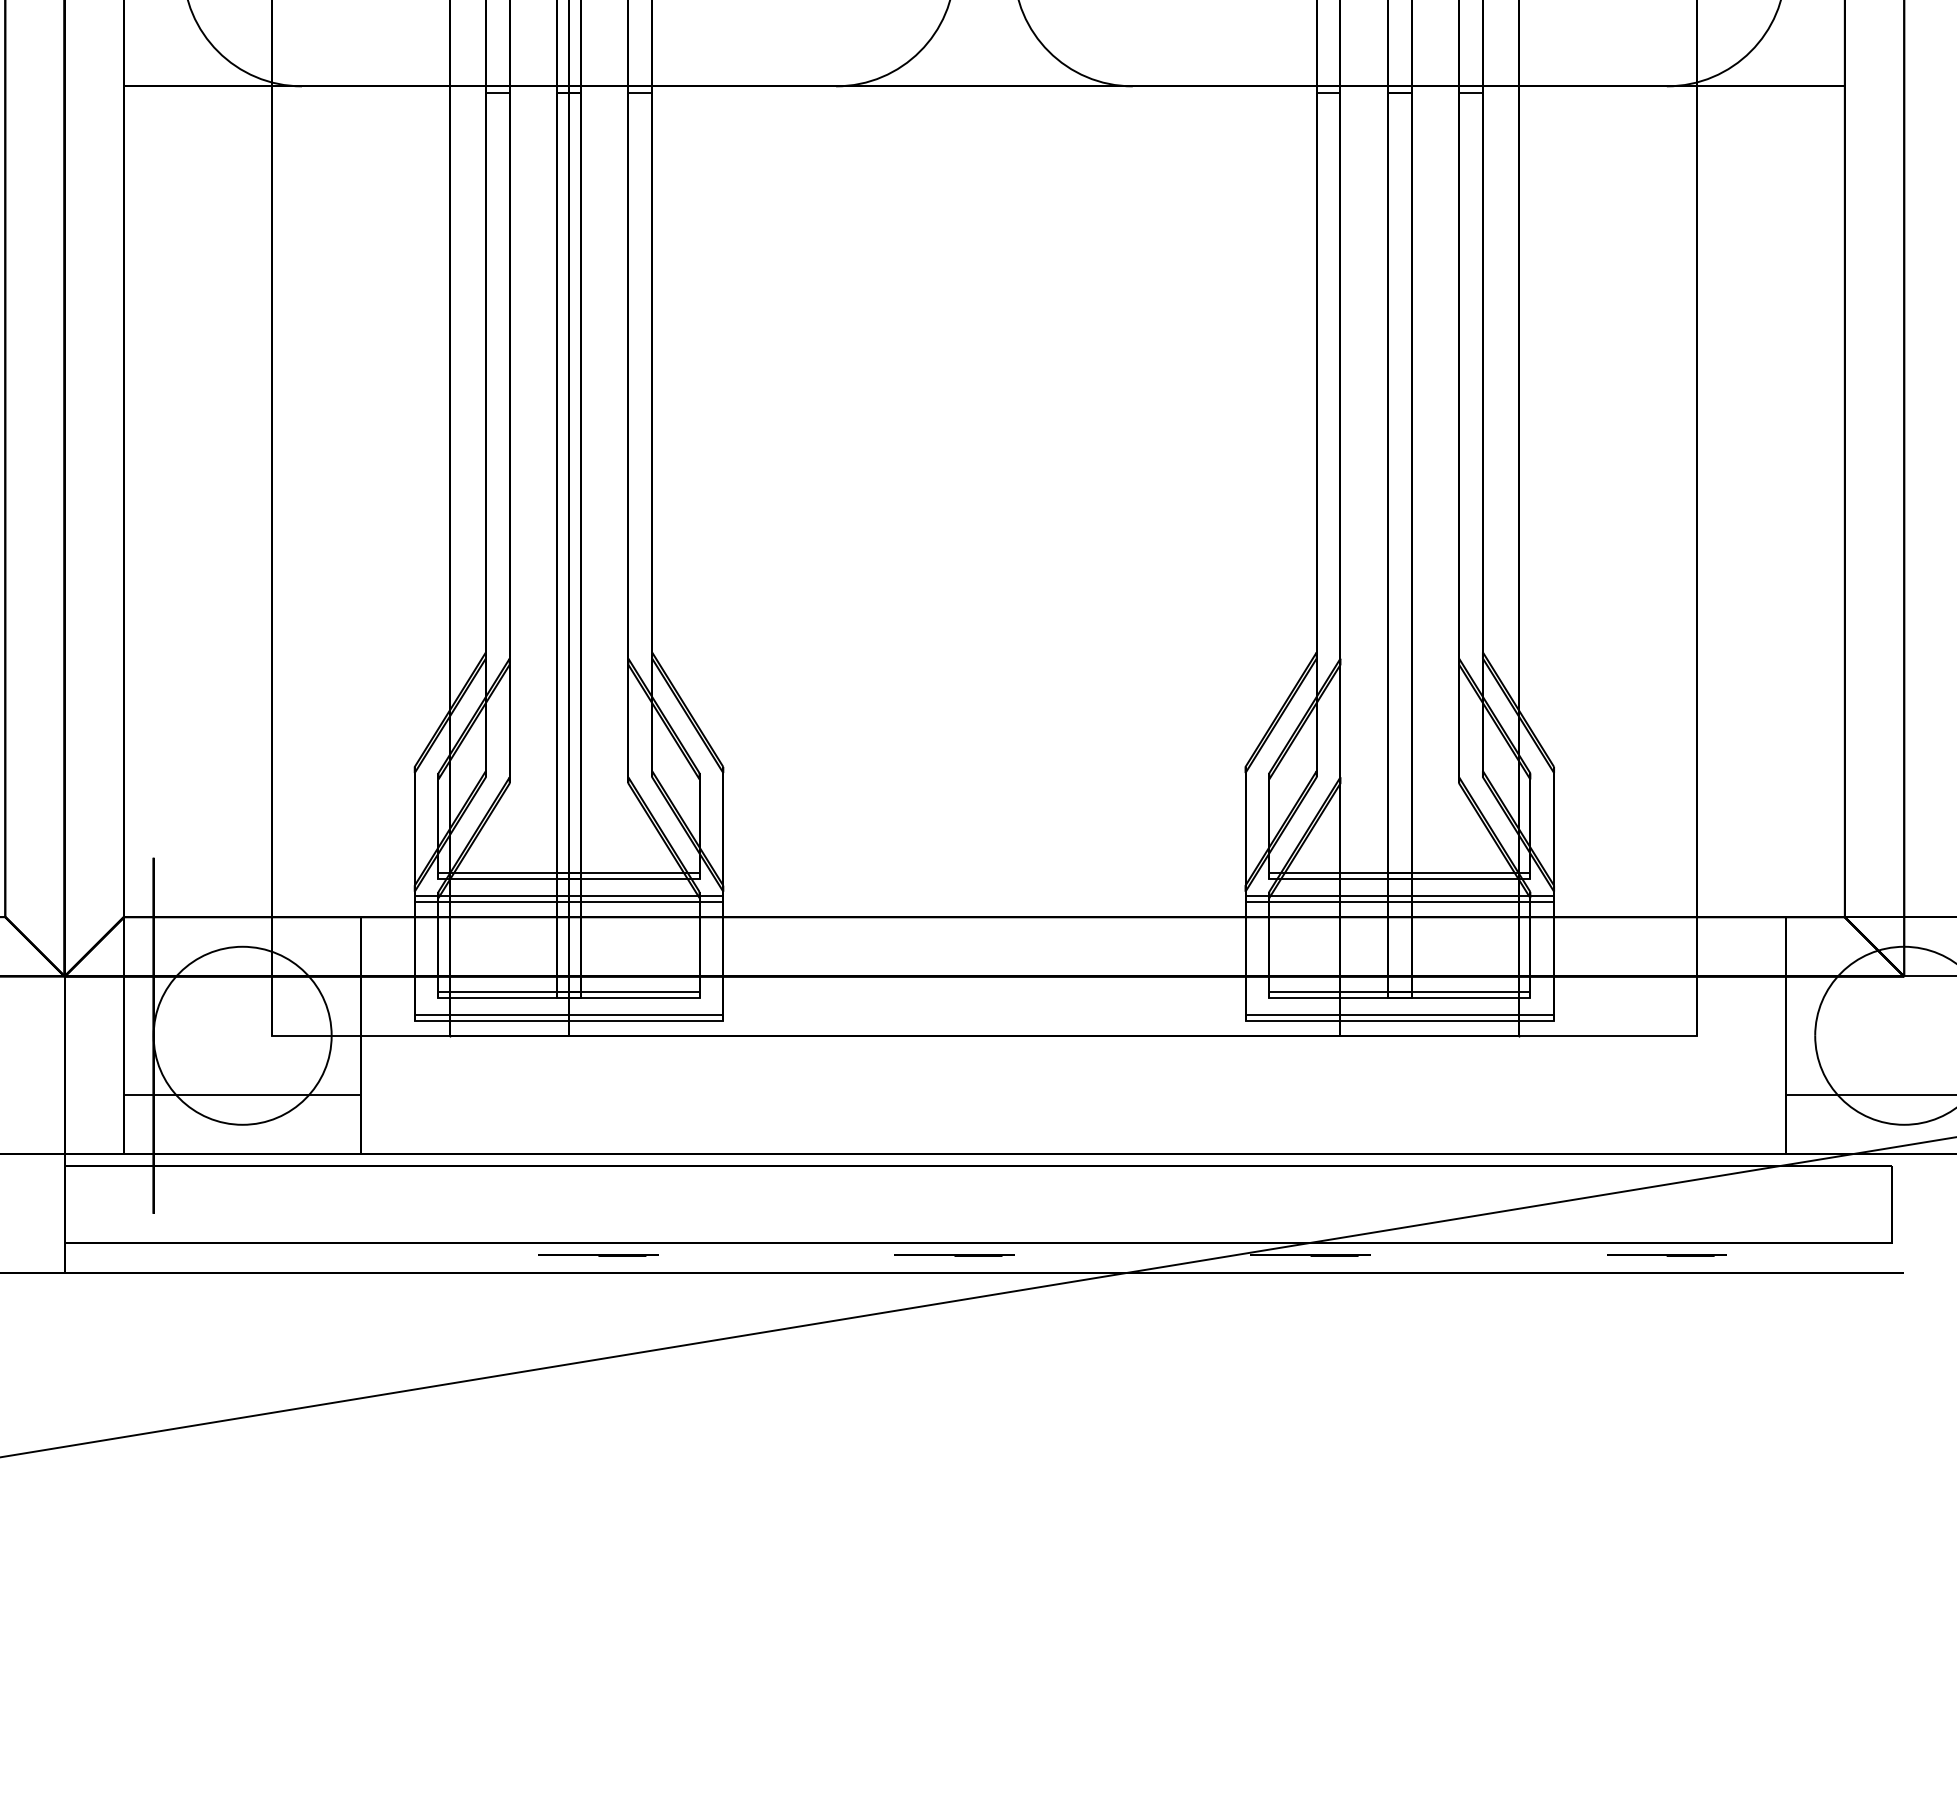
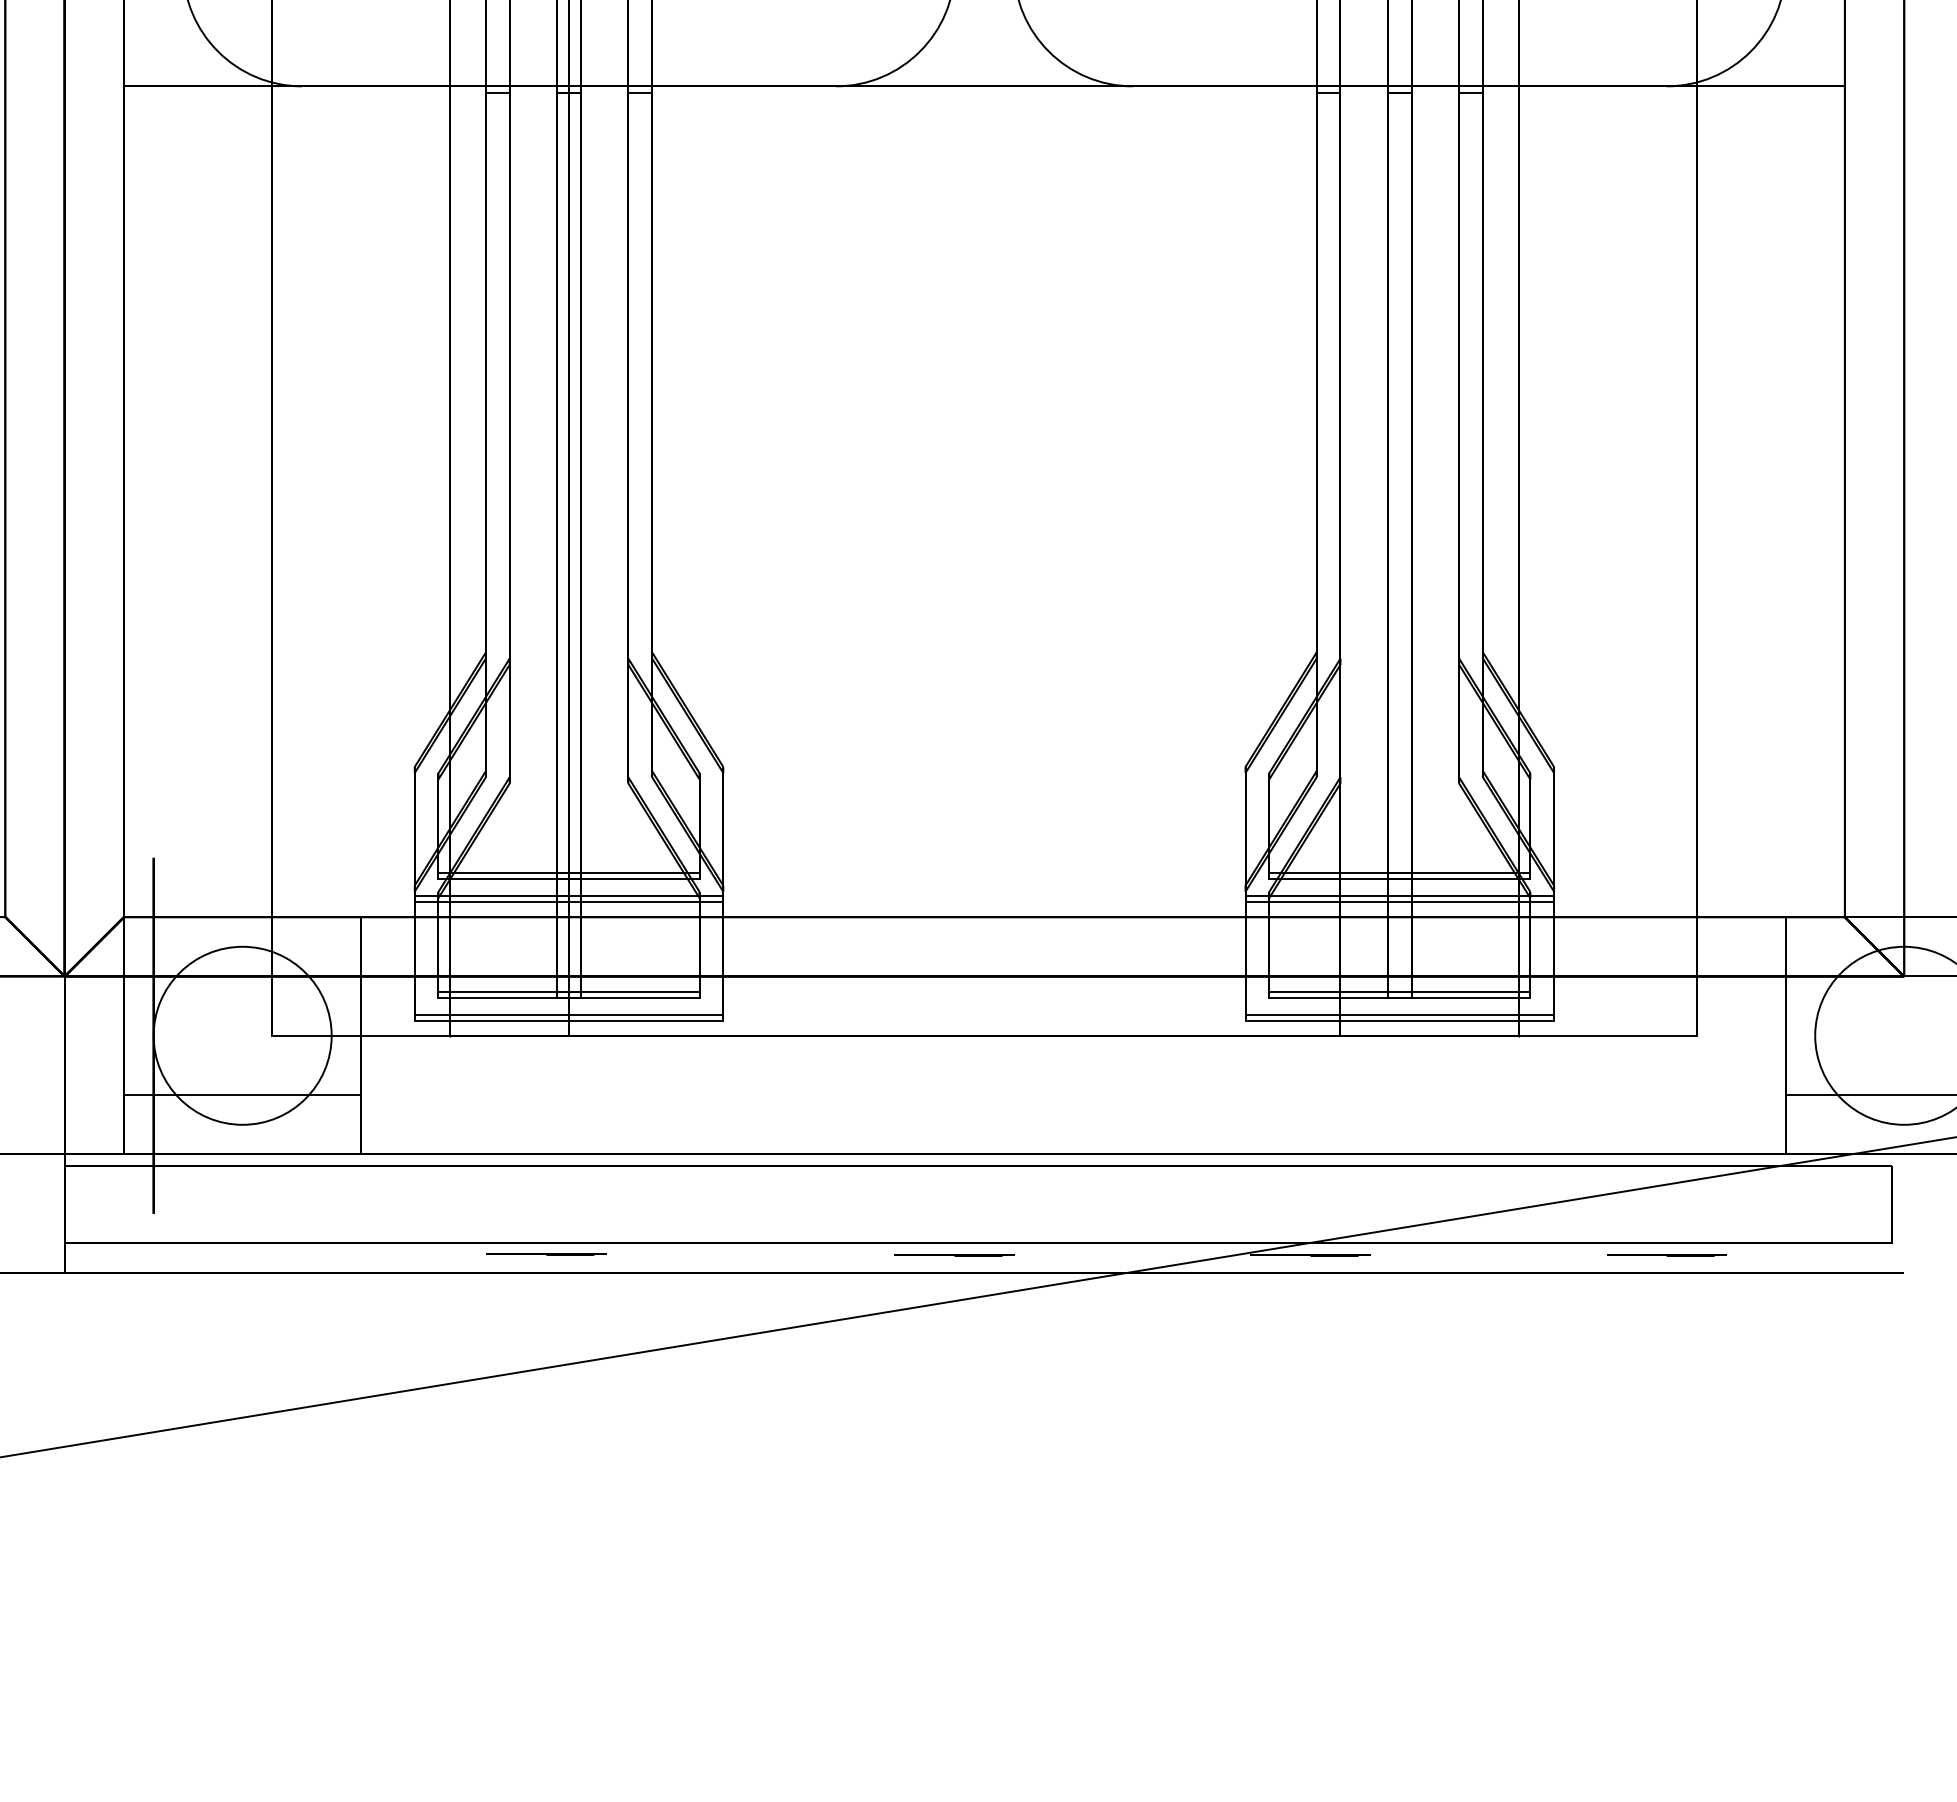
line position: (598, 1255) -> (546, 1254) (546, 1254)
